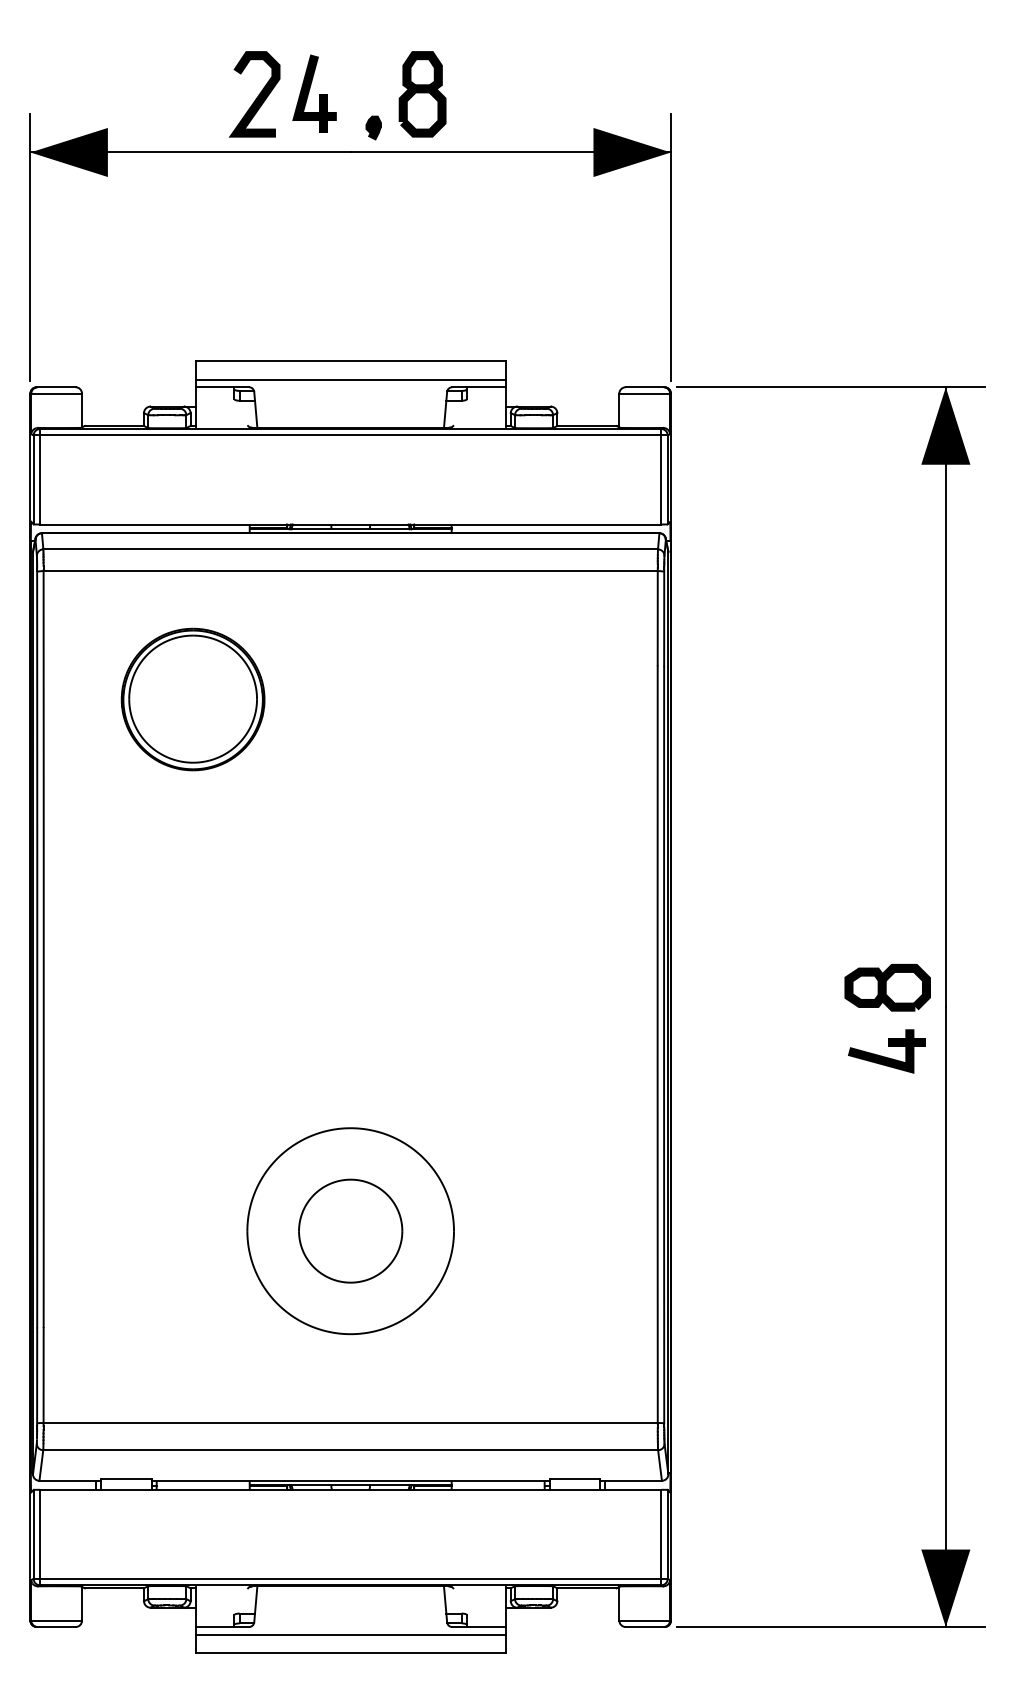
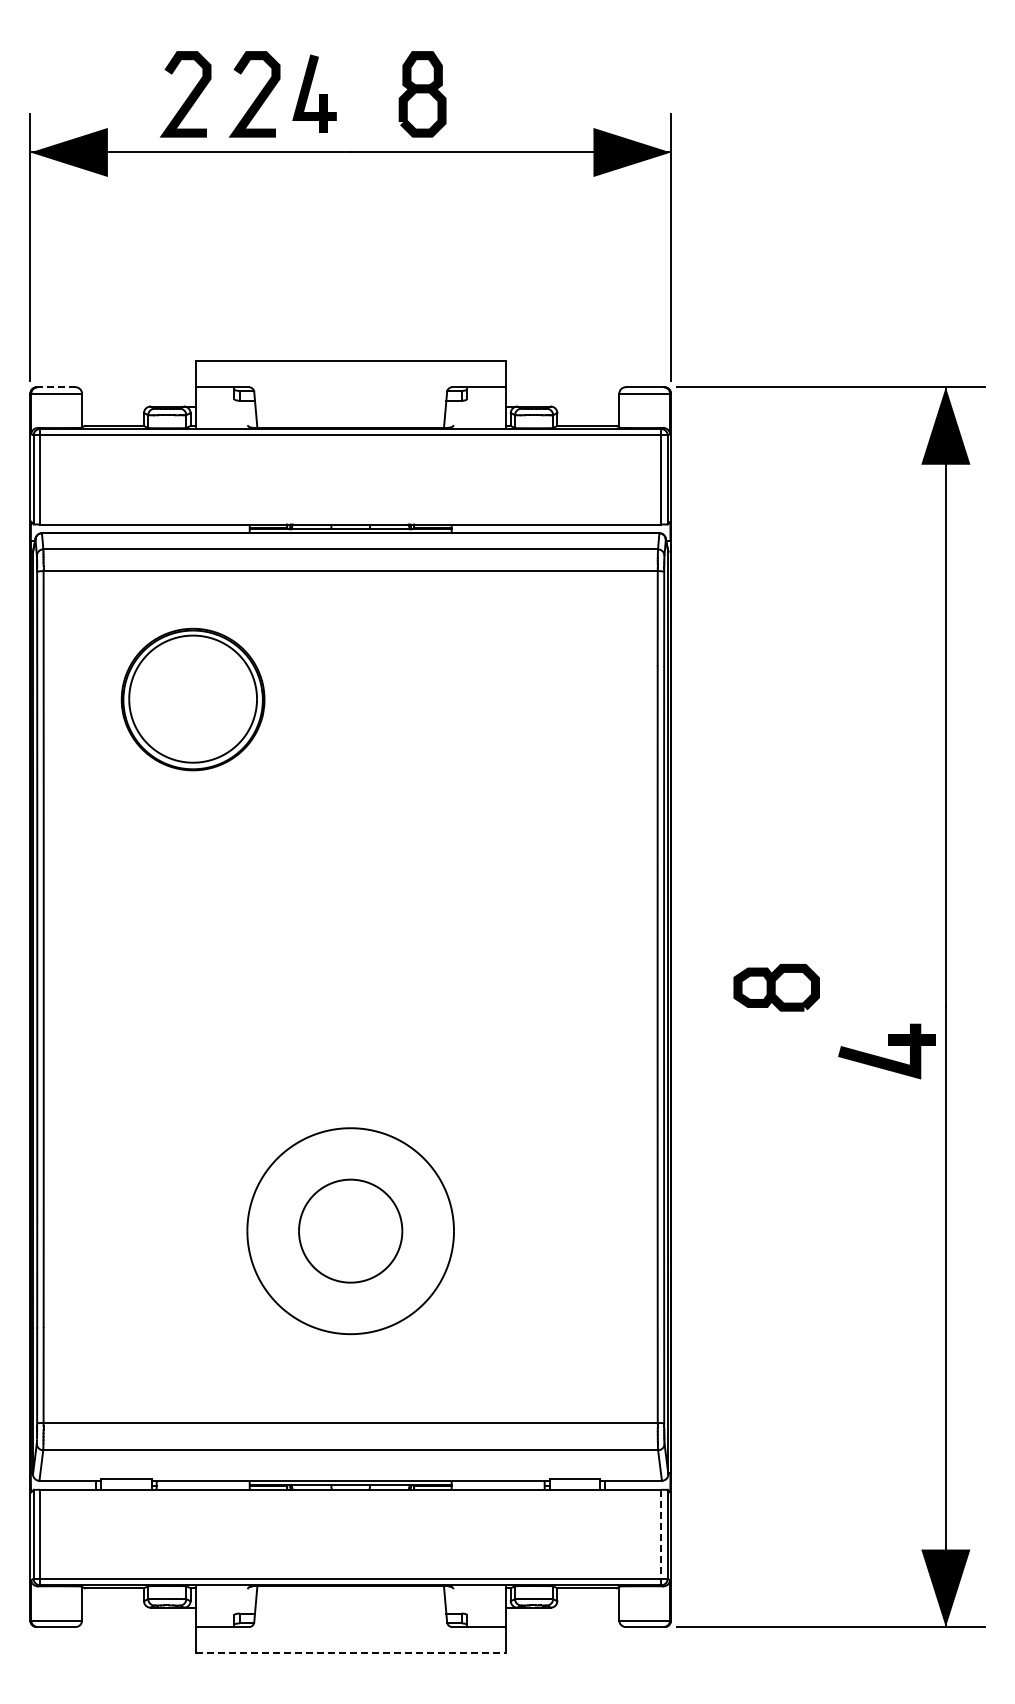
curve: none -> present (188, 96)
part: present -> none (373, 127)
line: present -> none (350, 379)
line: solid -> dashed (55, 387)
part position: (887, 987) -> (776, 987) (776, 987)
part size: 78x45 px -> 98x57 px (886, 1051)
line: solid -> dashed (661, 1537)
line: present -> none (350, 1634)
line: solid -> dashed (350, 1652)
